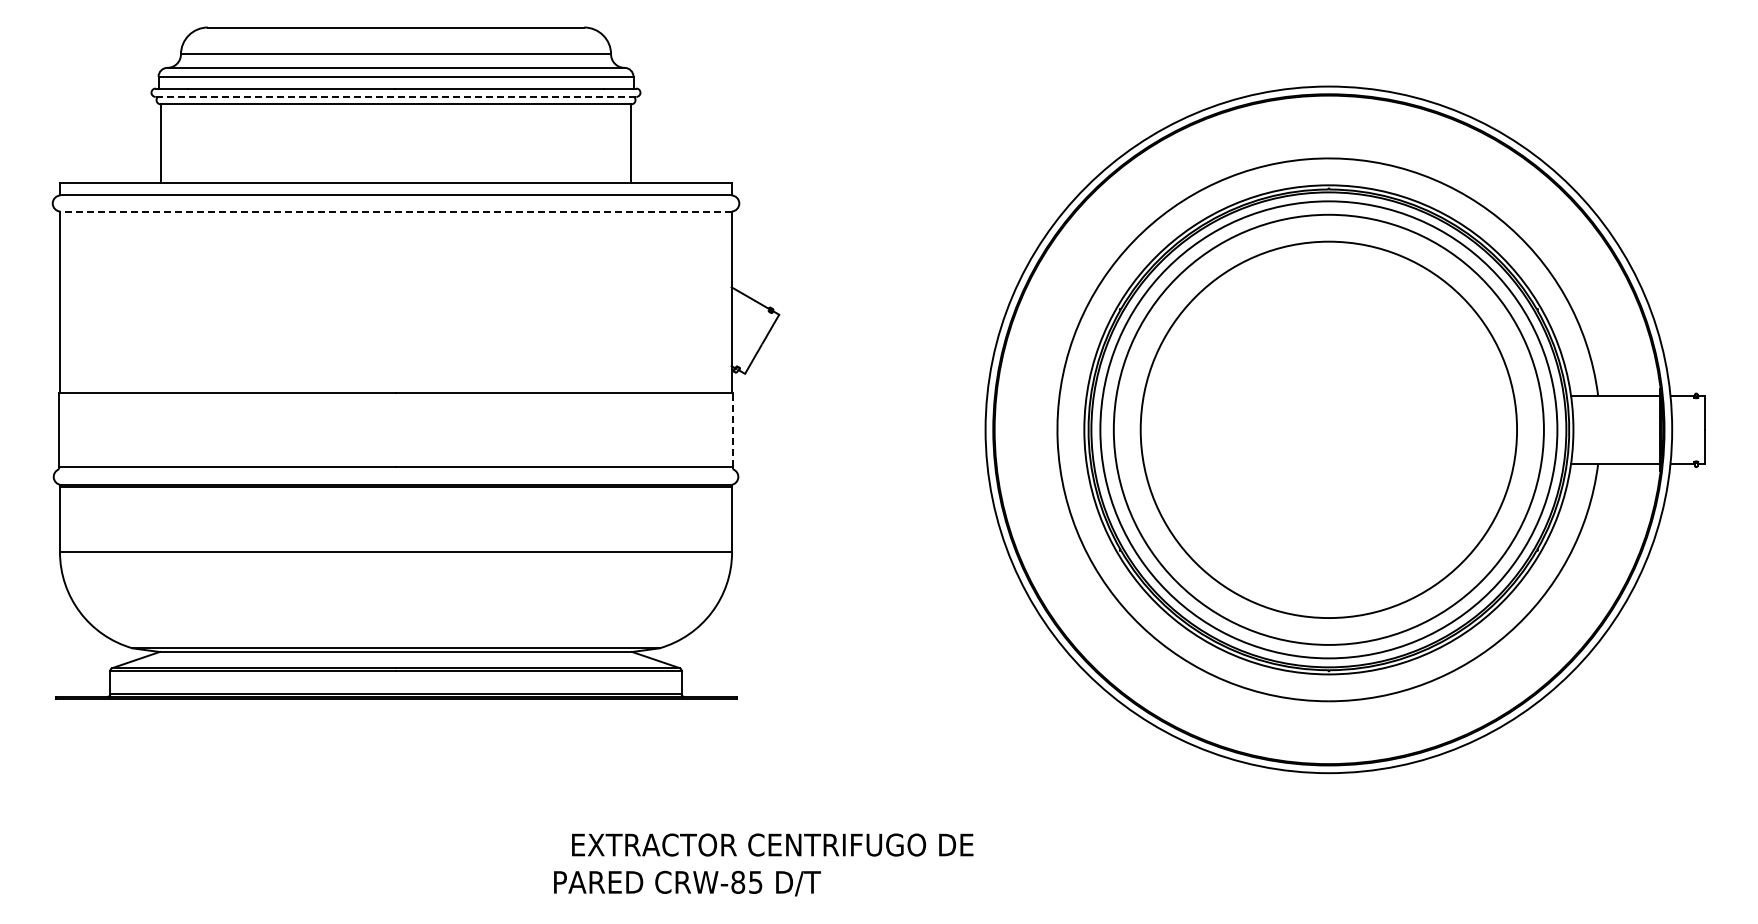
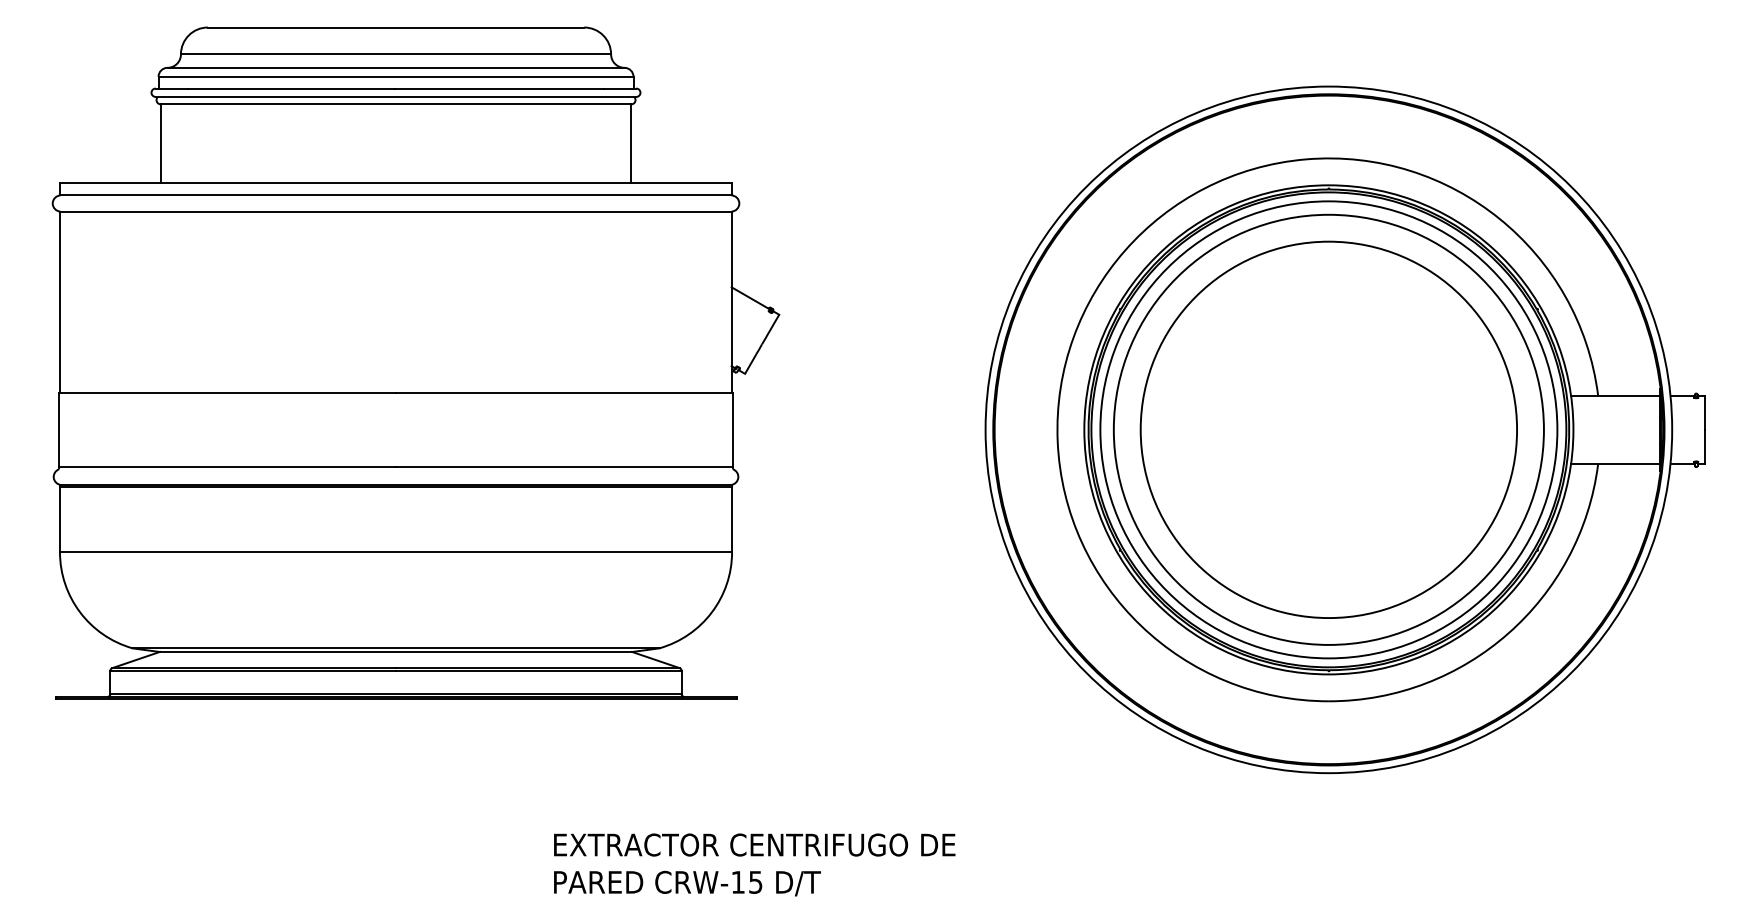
line: dashed -> solid (396, 96)
line: dashed -> solid (396, 211)
line: dashed -> solid (732, 429)
text position: (772, 844) -> (754, 844) (754, 844)
text: CRW-85 -> CRW-15 (738, 881)
